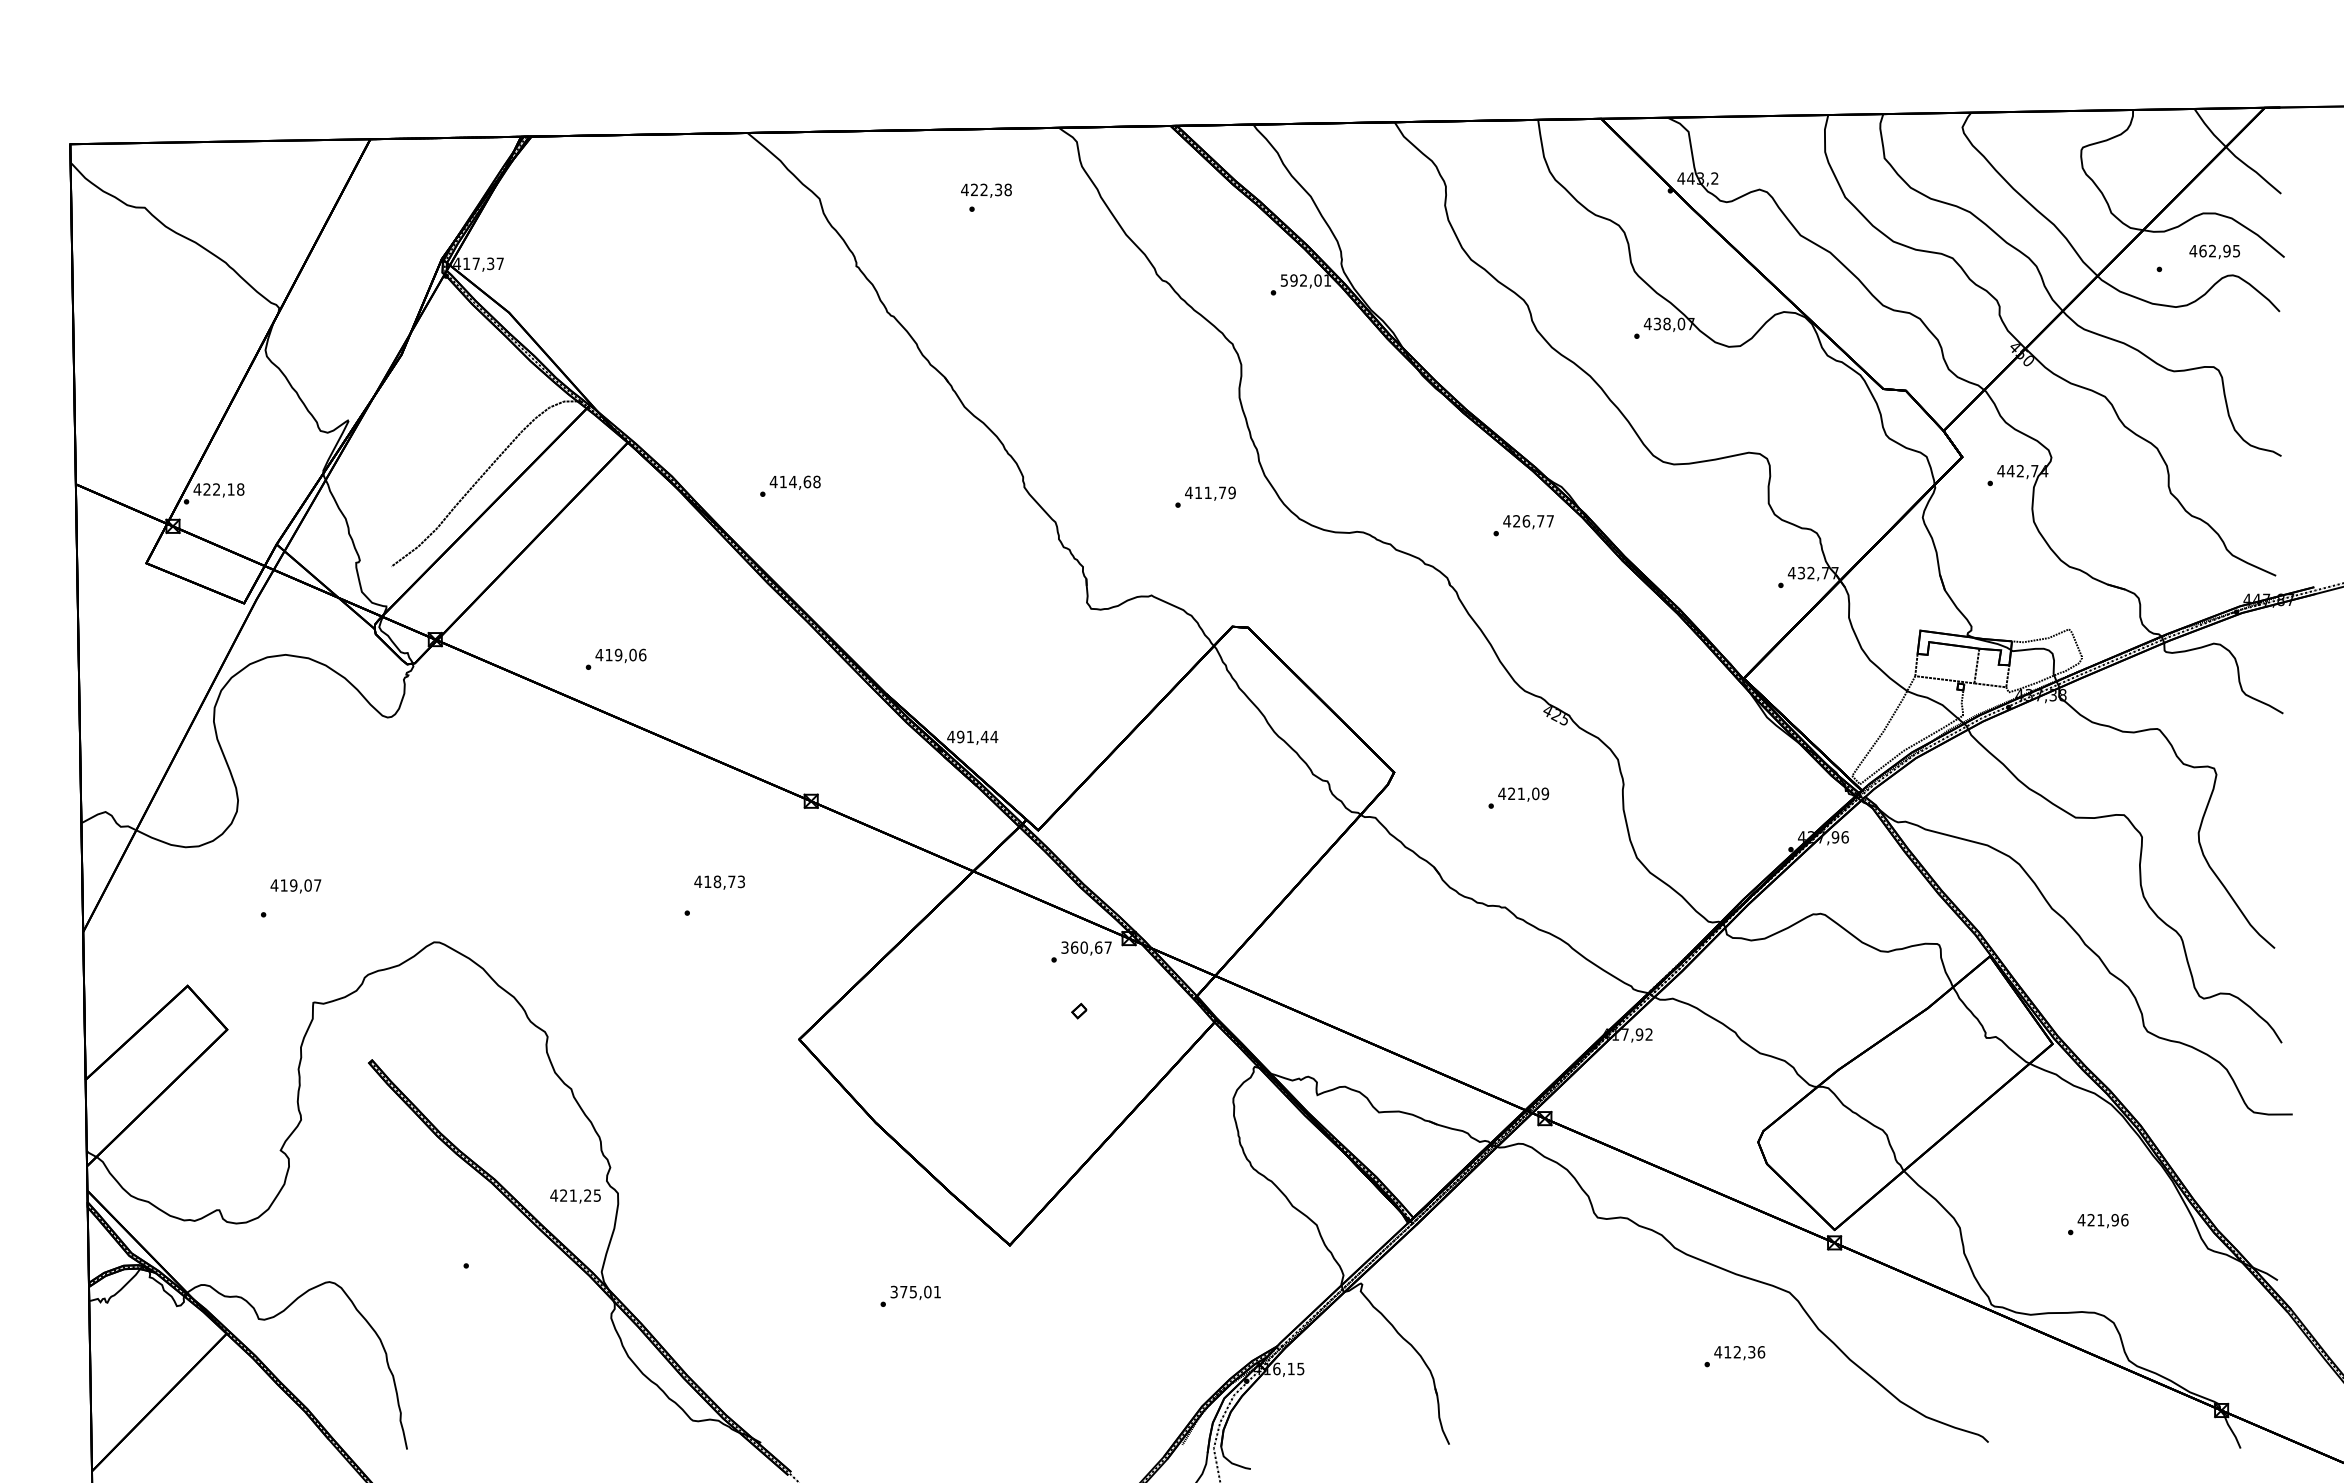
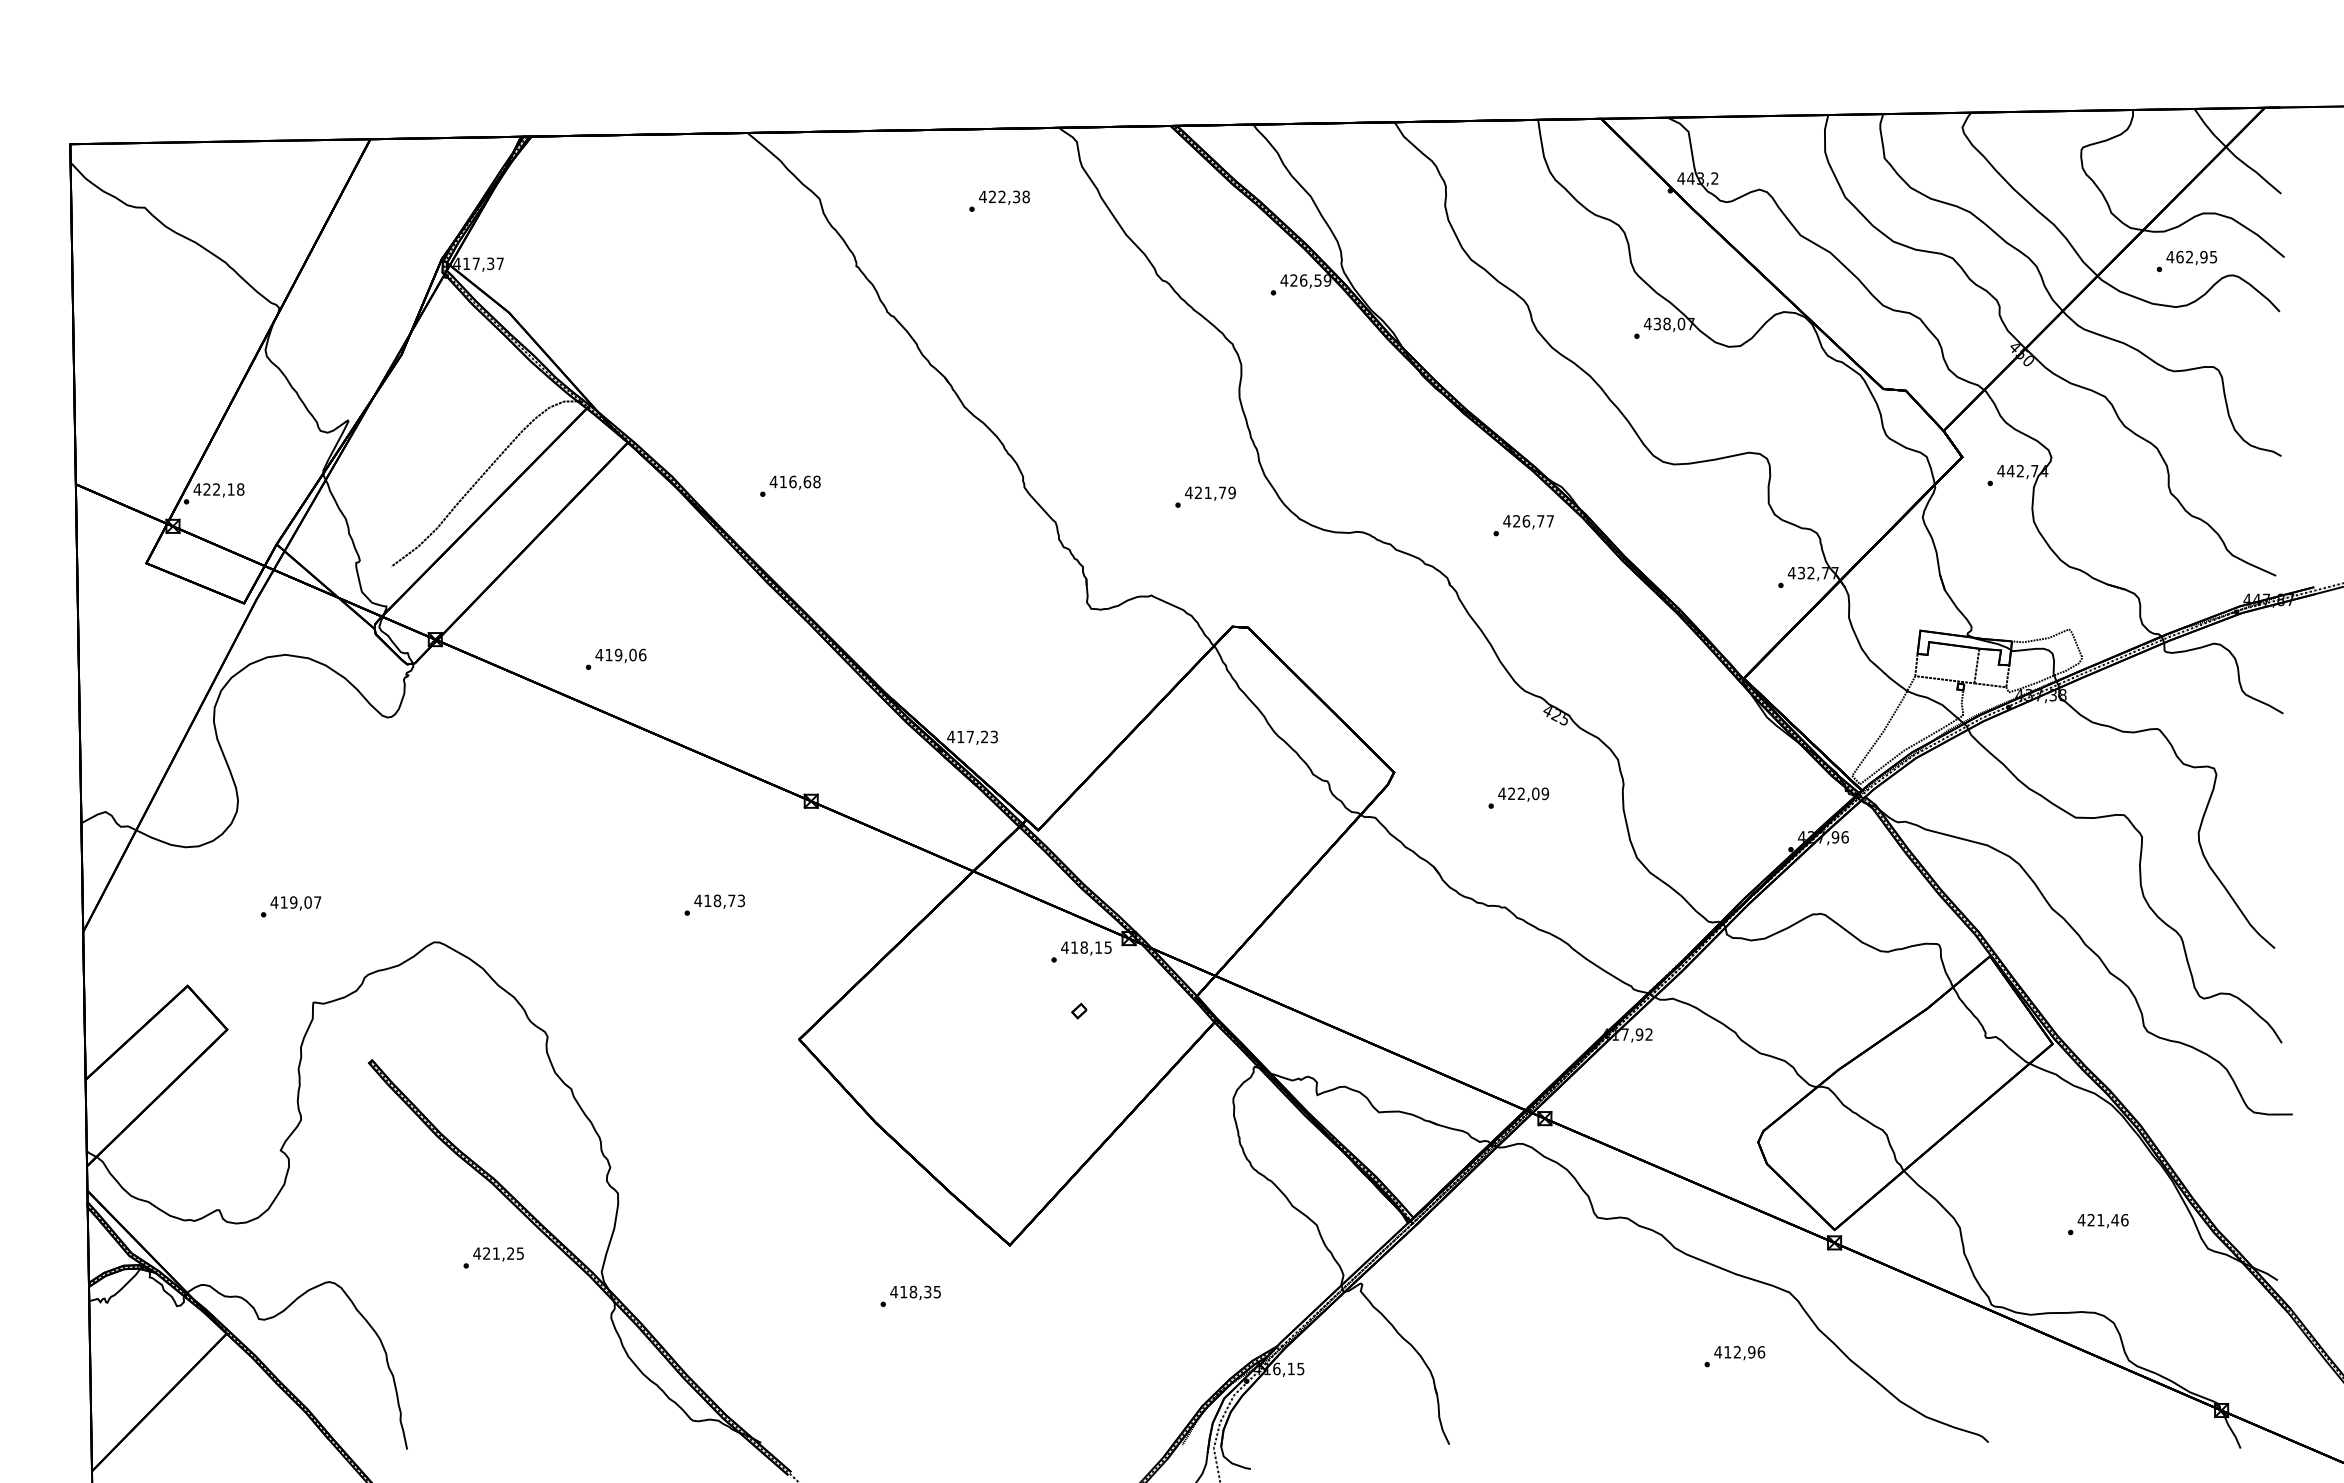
text position: (986, 190) -> (1004, 197) (1004, 197)
text position: (2214, 251) -> (2191, 257) (2191, 257)
text: 592,01 -> 426,59 (1305, 280)
text: 414,68 -> 416,68 (792, 481)
text: 411,79 -> 421,79 (1198, 492)
text: 491,44 -> 417,23 (977, 736)
text: 421,09 -> 422,09 (1520, 793)
text position: (719, 882) -> (719, 901) (719, 901)
text position: (295, 886) -> (295, 903) (295, 903)
text: 360,67 -> 418,15 (1086, 947)
text position: (575, 1196) -> (498, 1254) (498, 1254)
text: 421,96 -> 421,46 (2115, 1220)
text: 375,01 -> 418,35 (915, 1291)
text: 412,36 -> 412,96 (1751, 1352)
